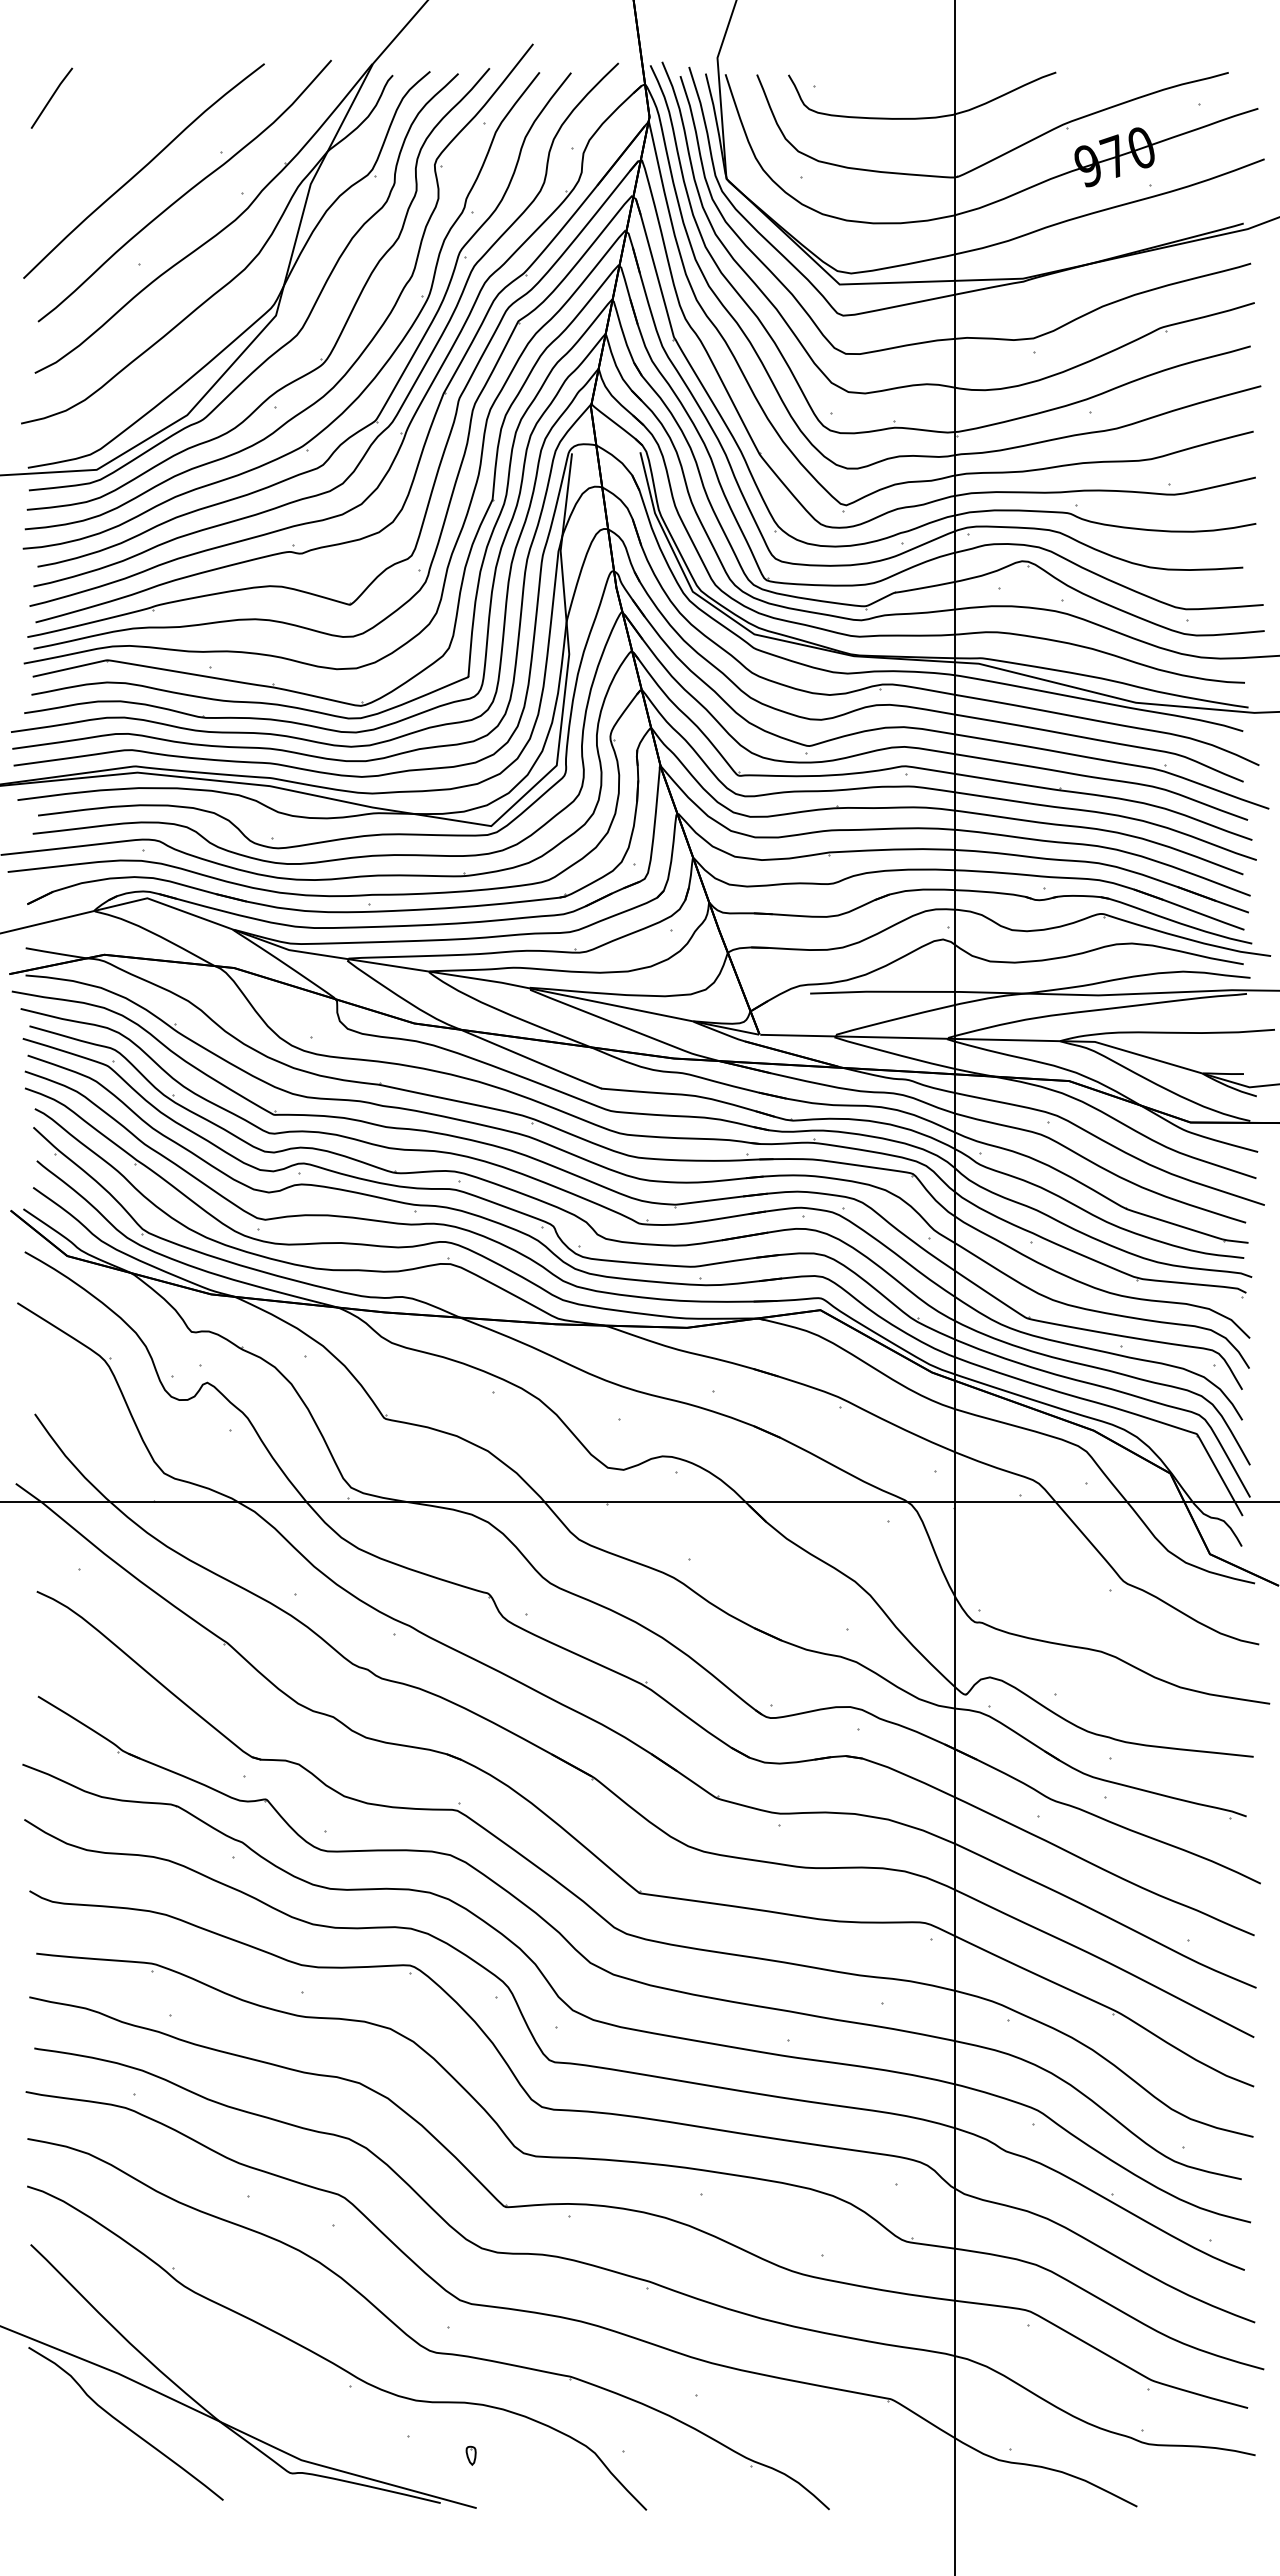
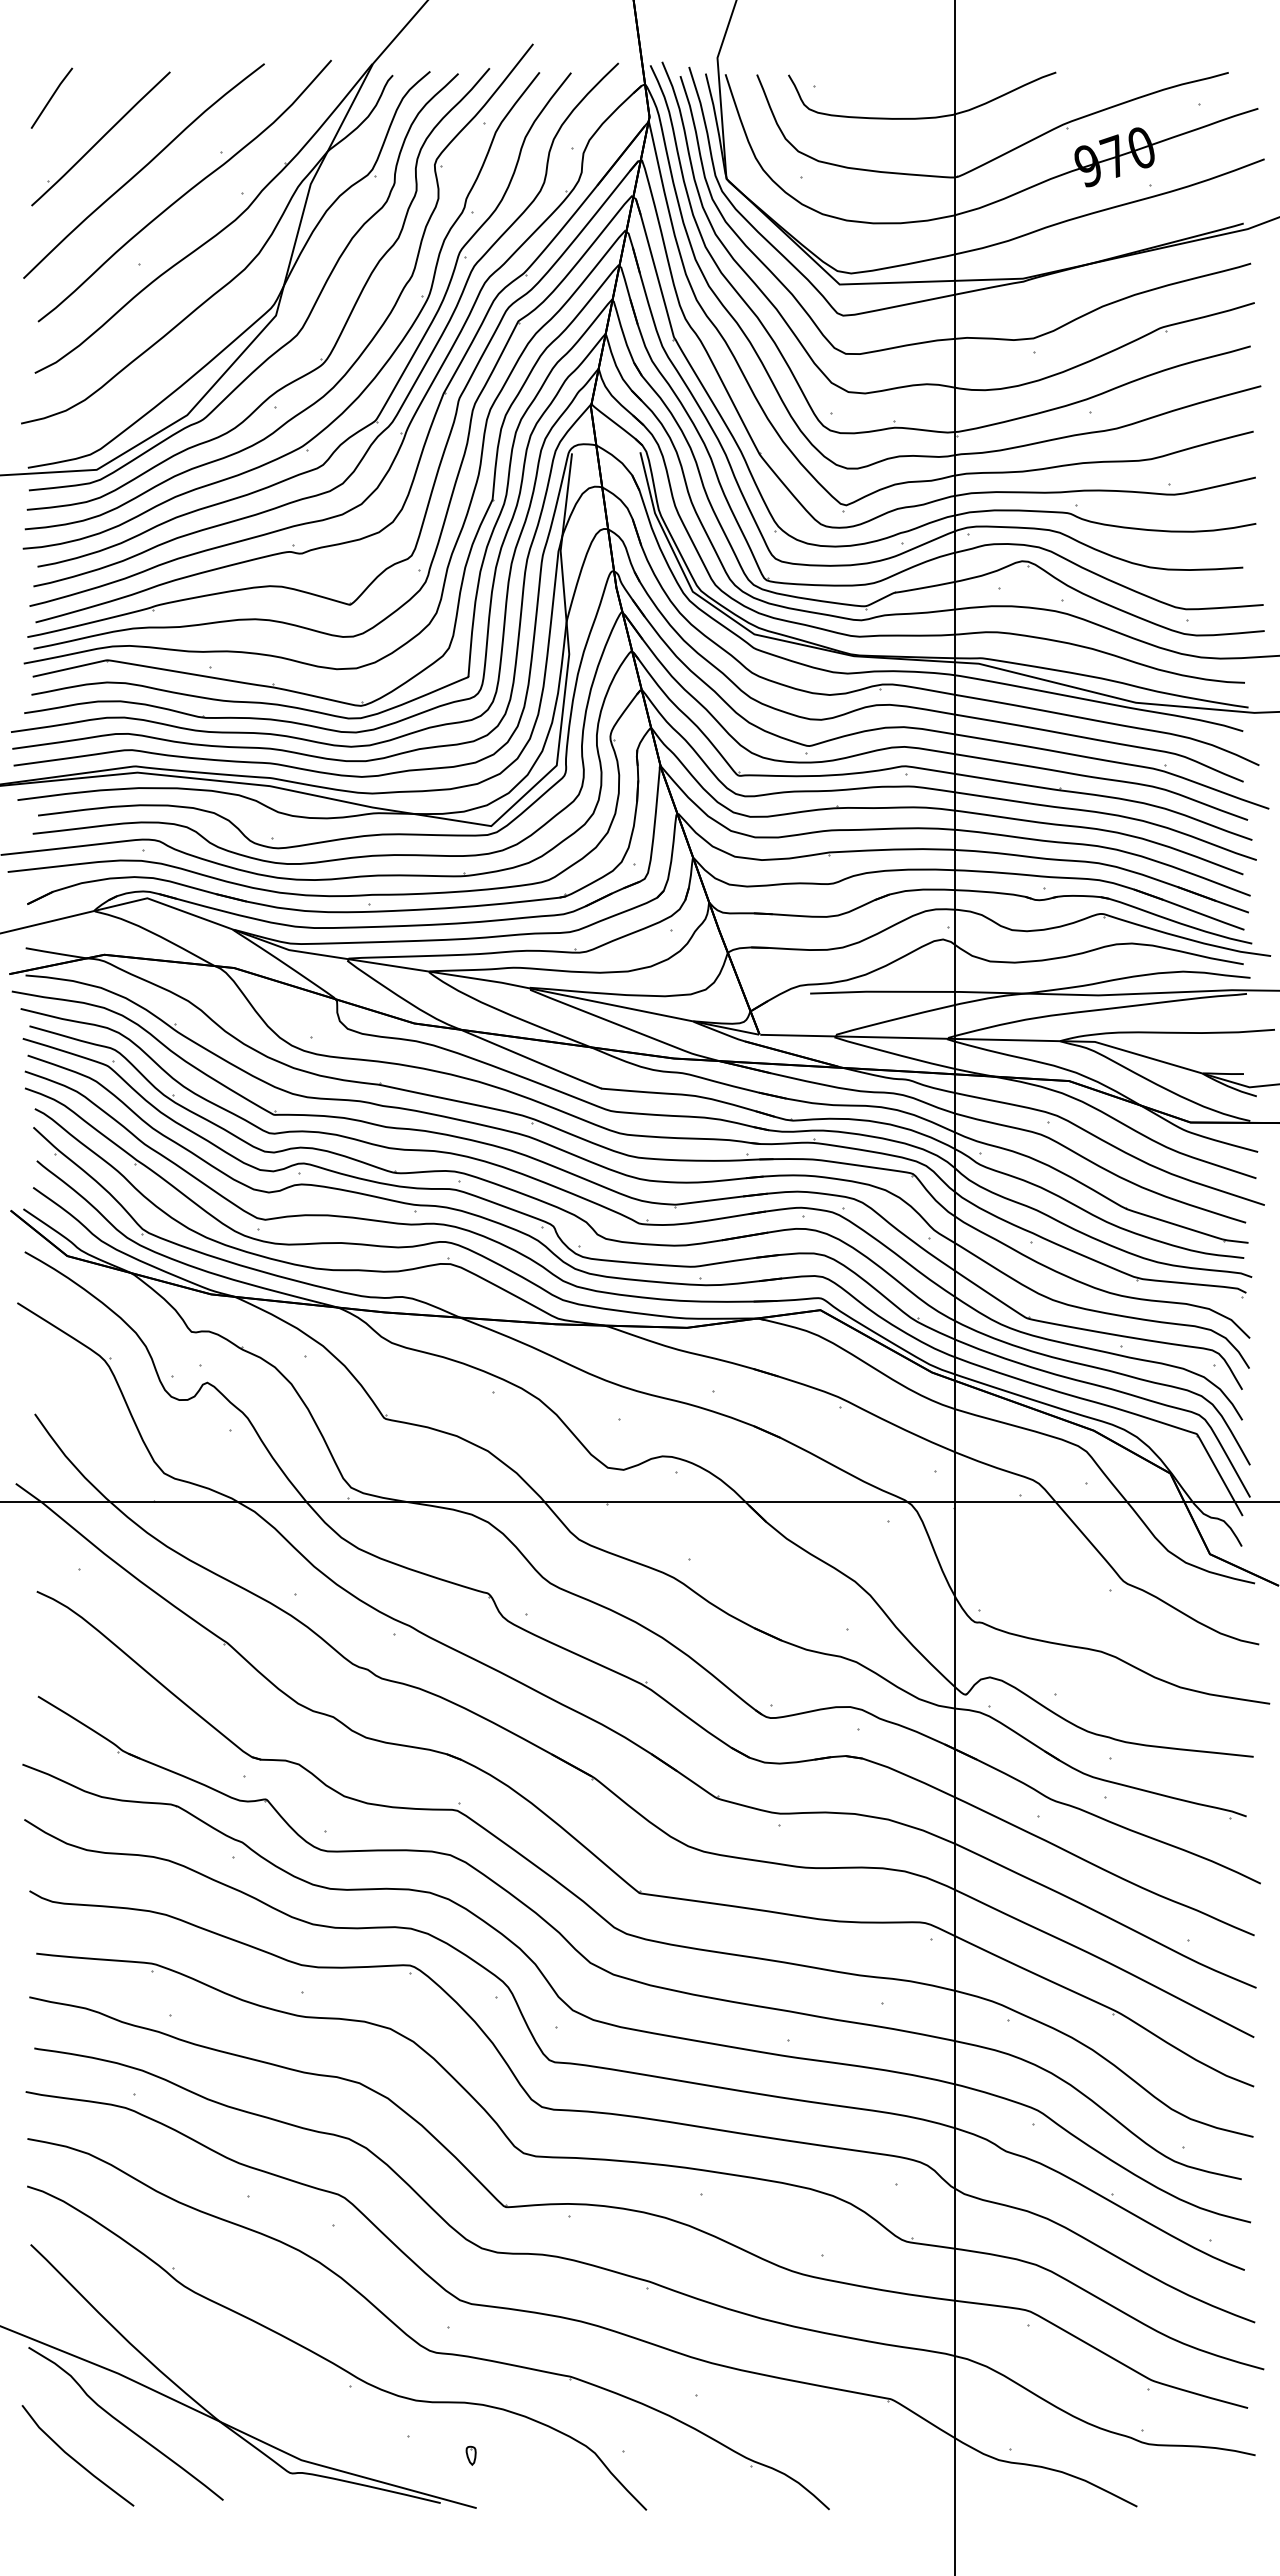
part: none -> present (100, 138)
curve: none -> present (74, 2458)
